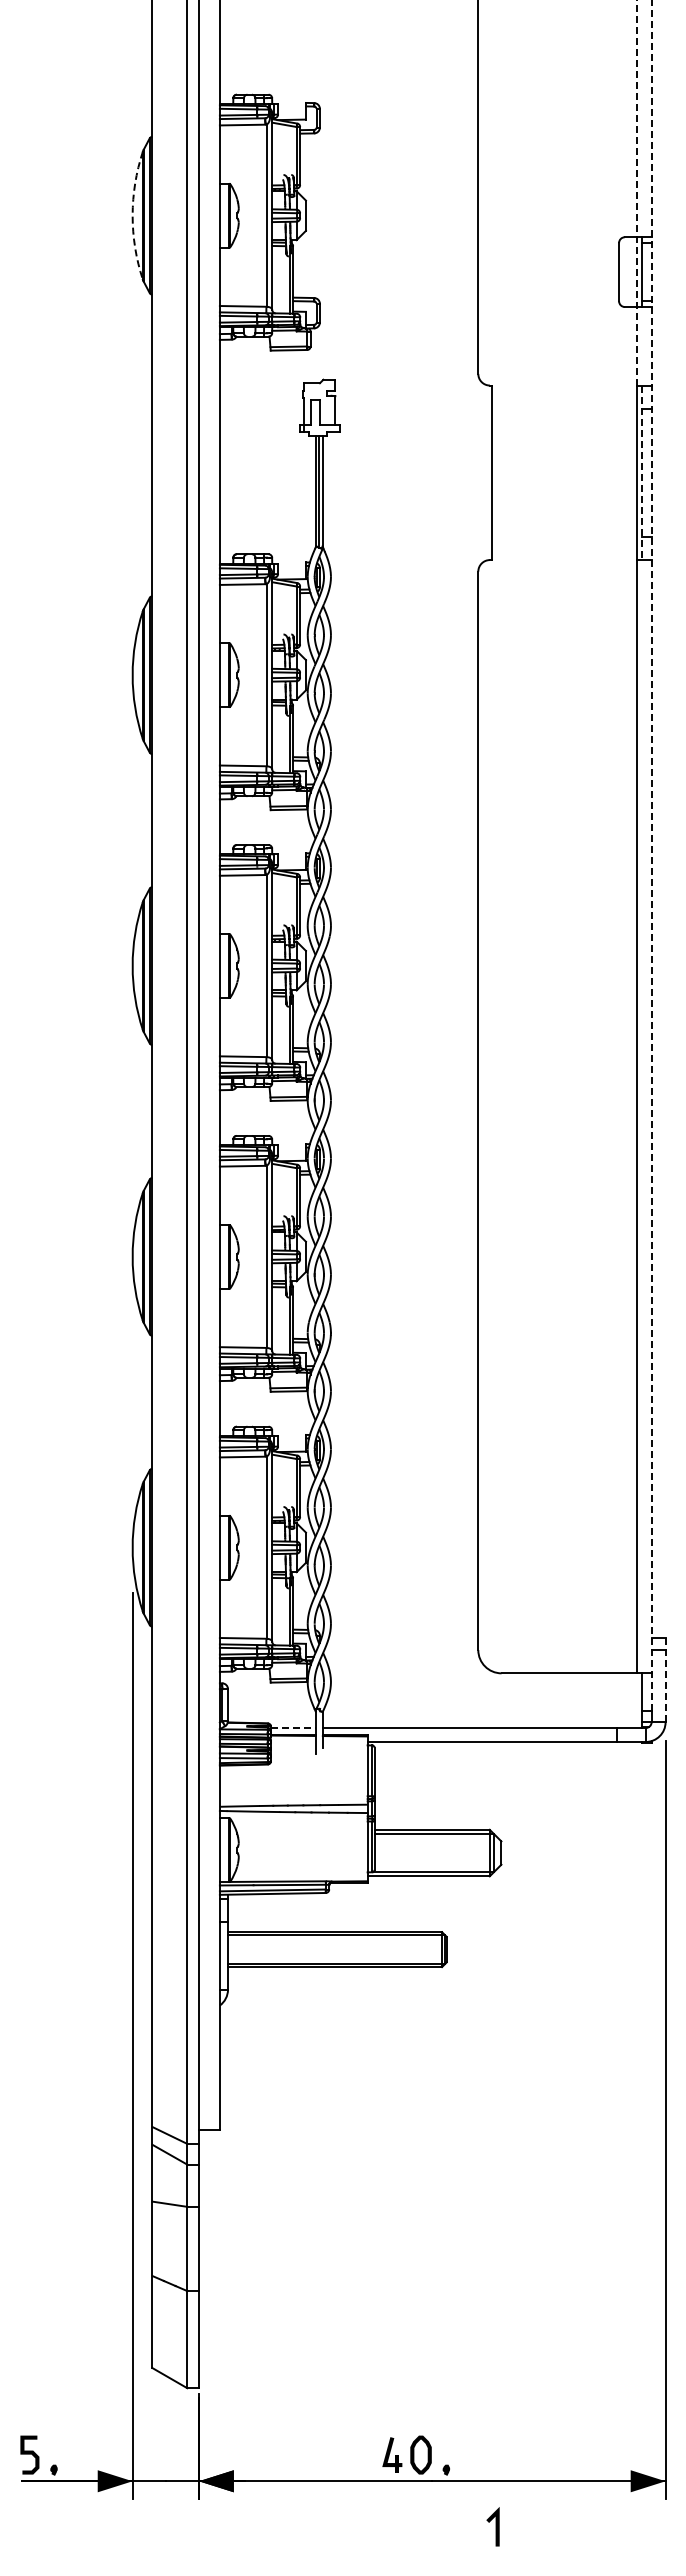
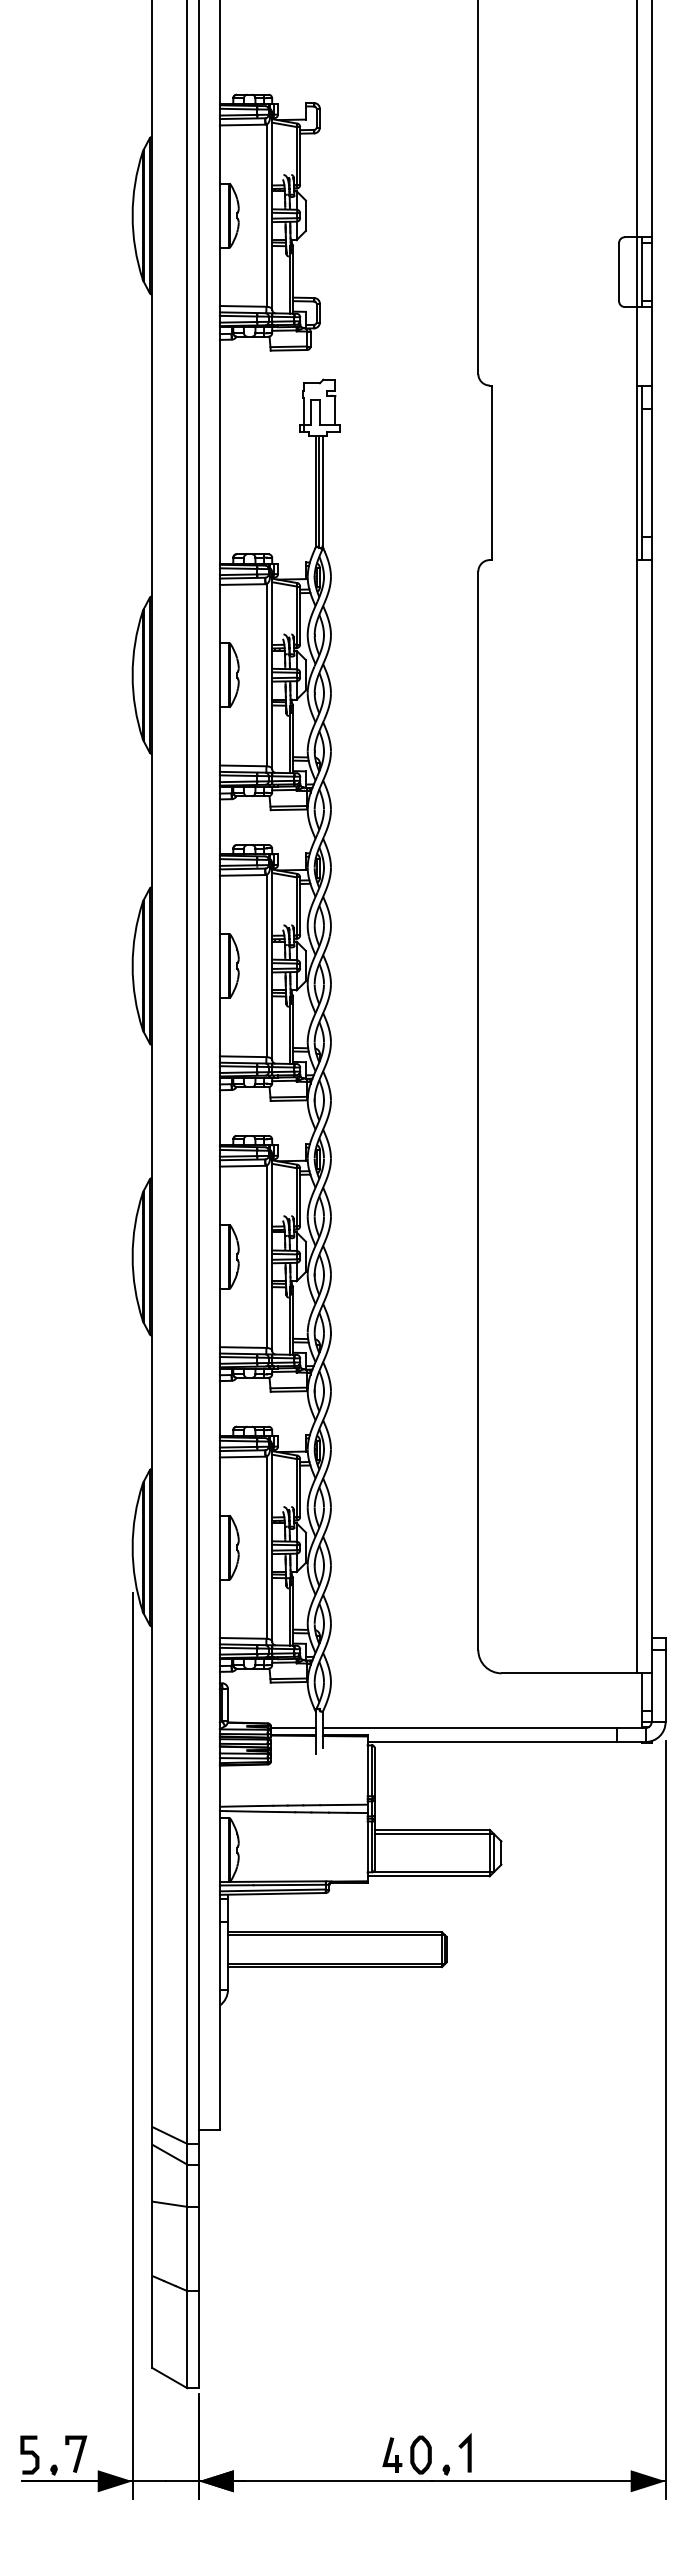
line: dashed -> solid (636, 192)
arc: dashed -> solid (132, 215)
line: dashed -> solid (642, 473)
line: dashed -> solid (651, 855)
line: dashed -> solid (665, 1680)
line: dashed -> solid (293, 1728)
line: none -> present (77, 2454)
line position: (495, 2526) -> (467, 2452) (467, 2452)
